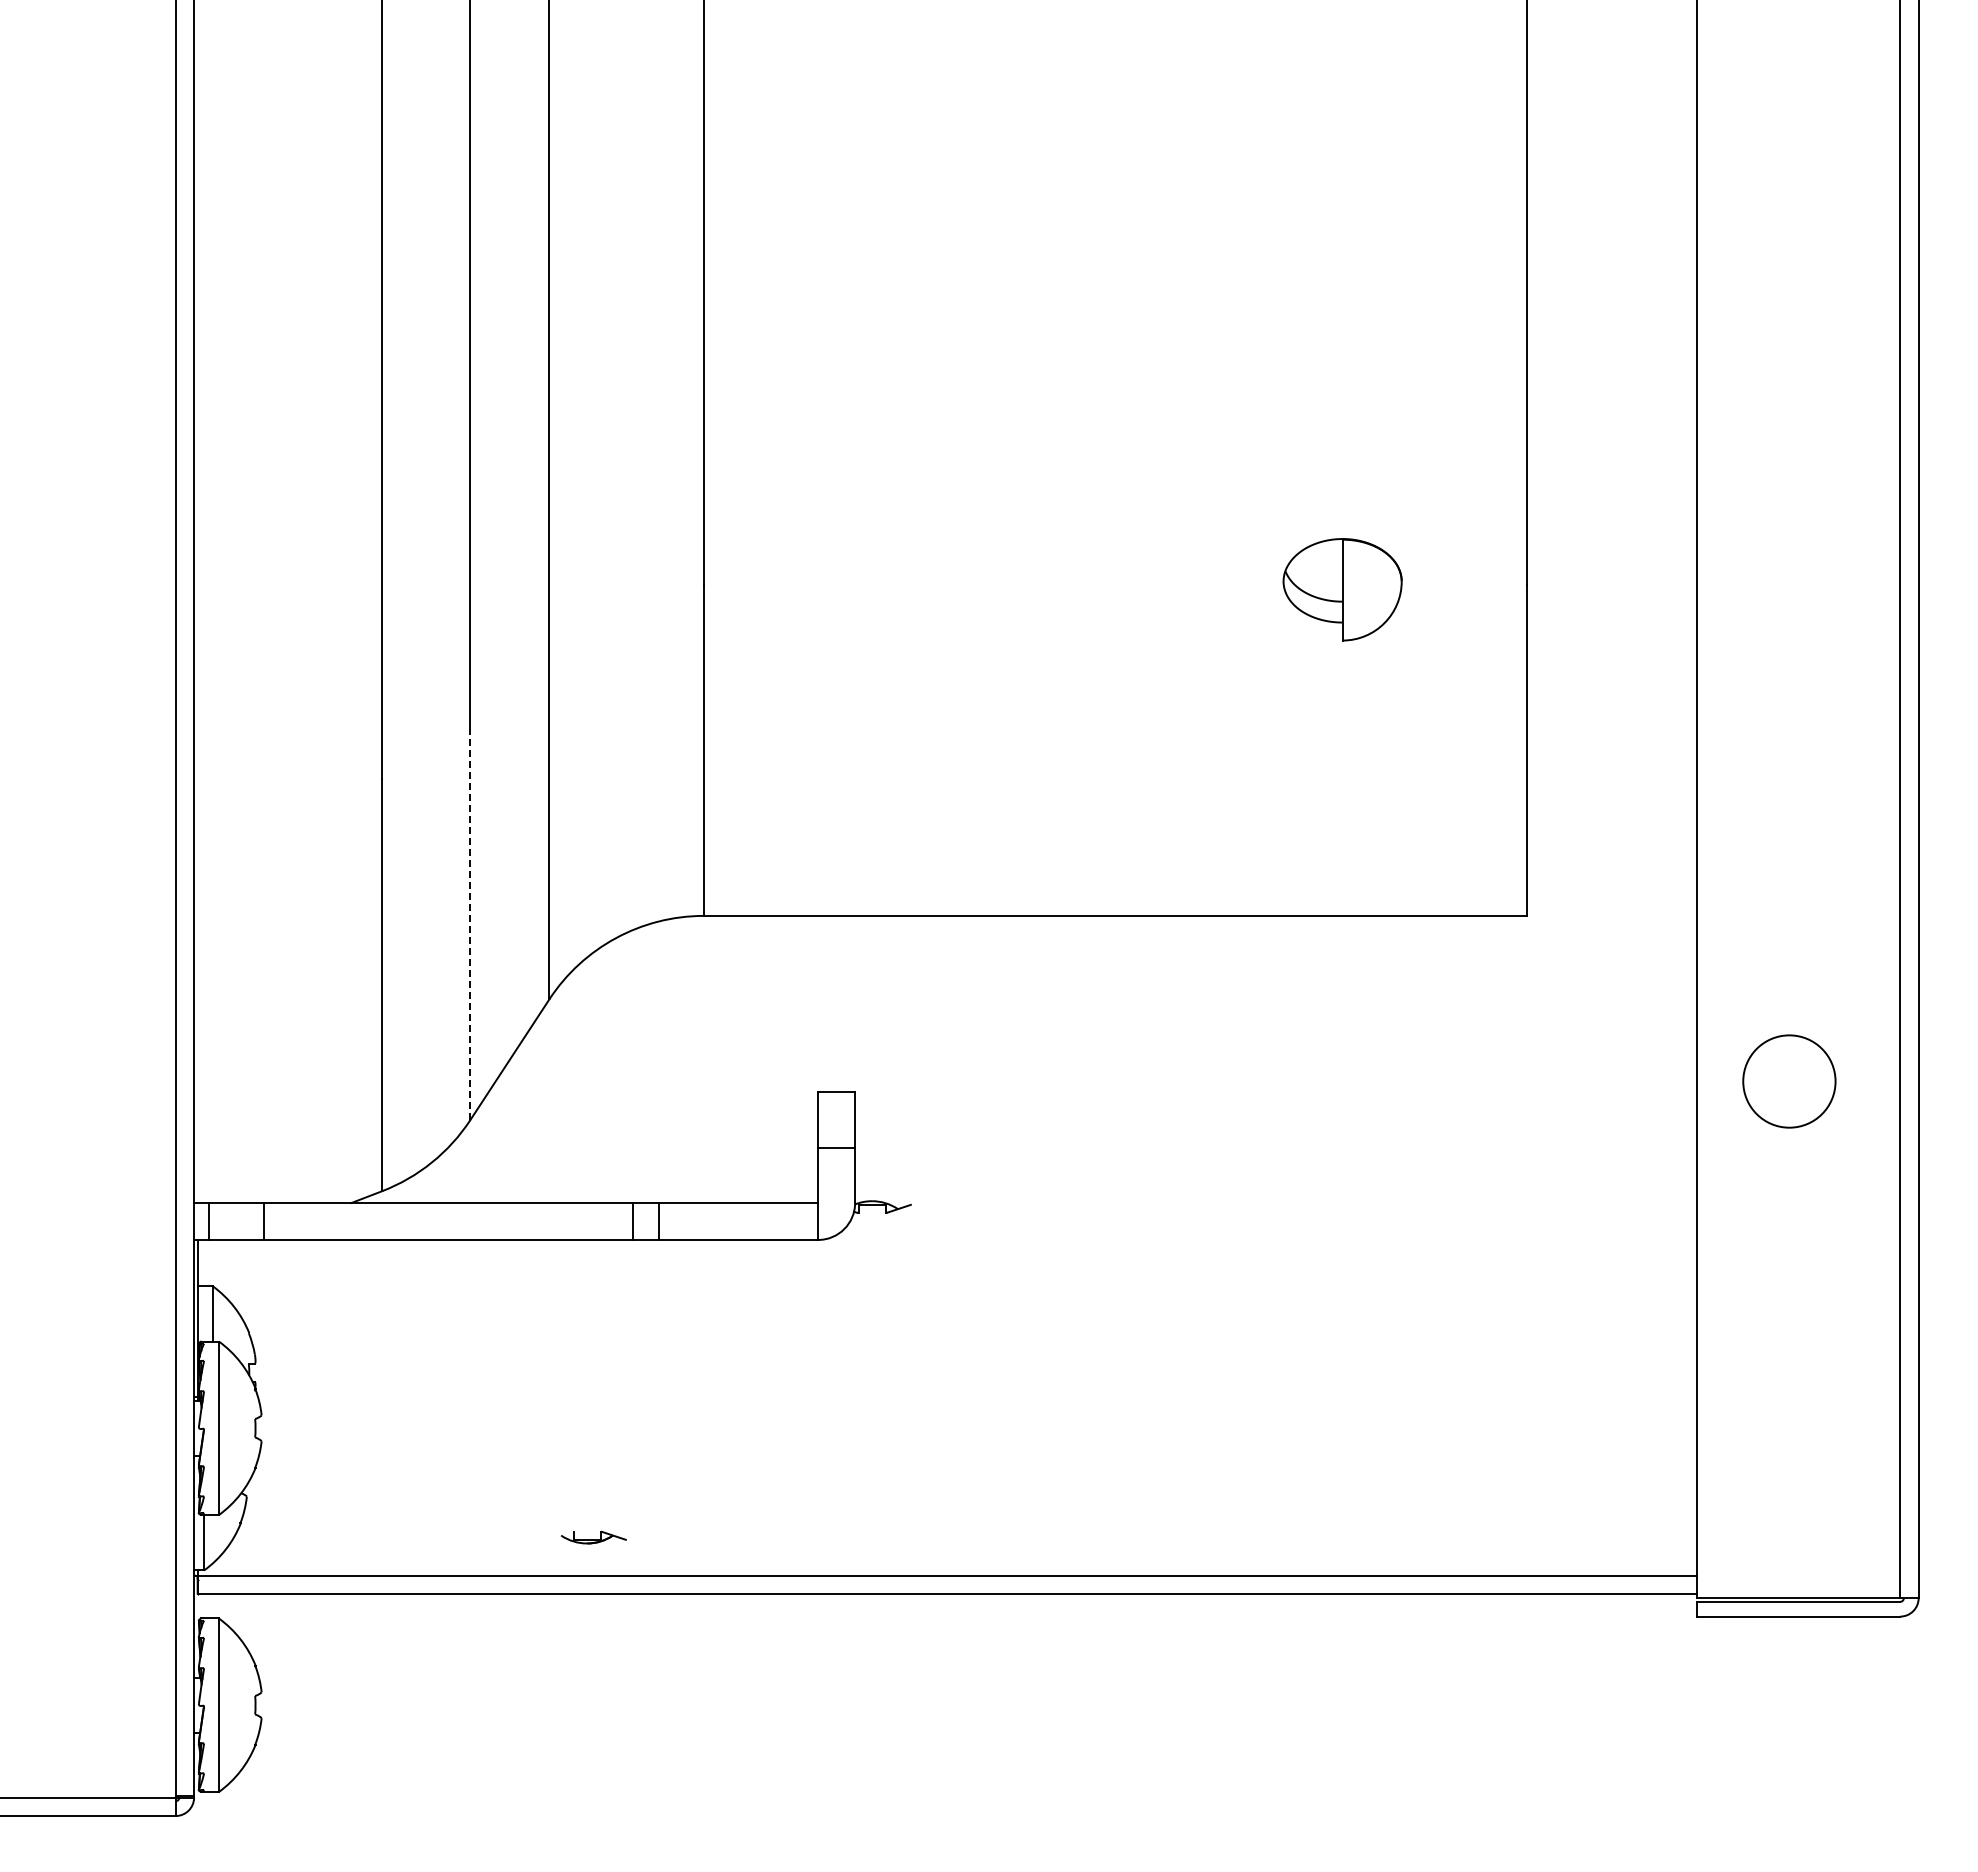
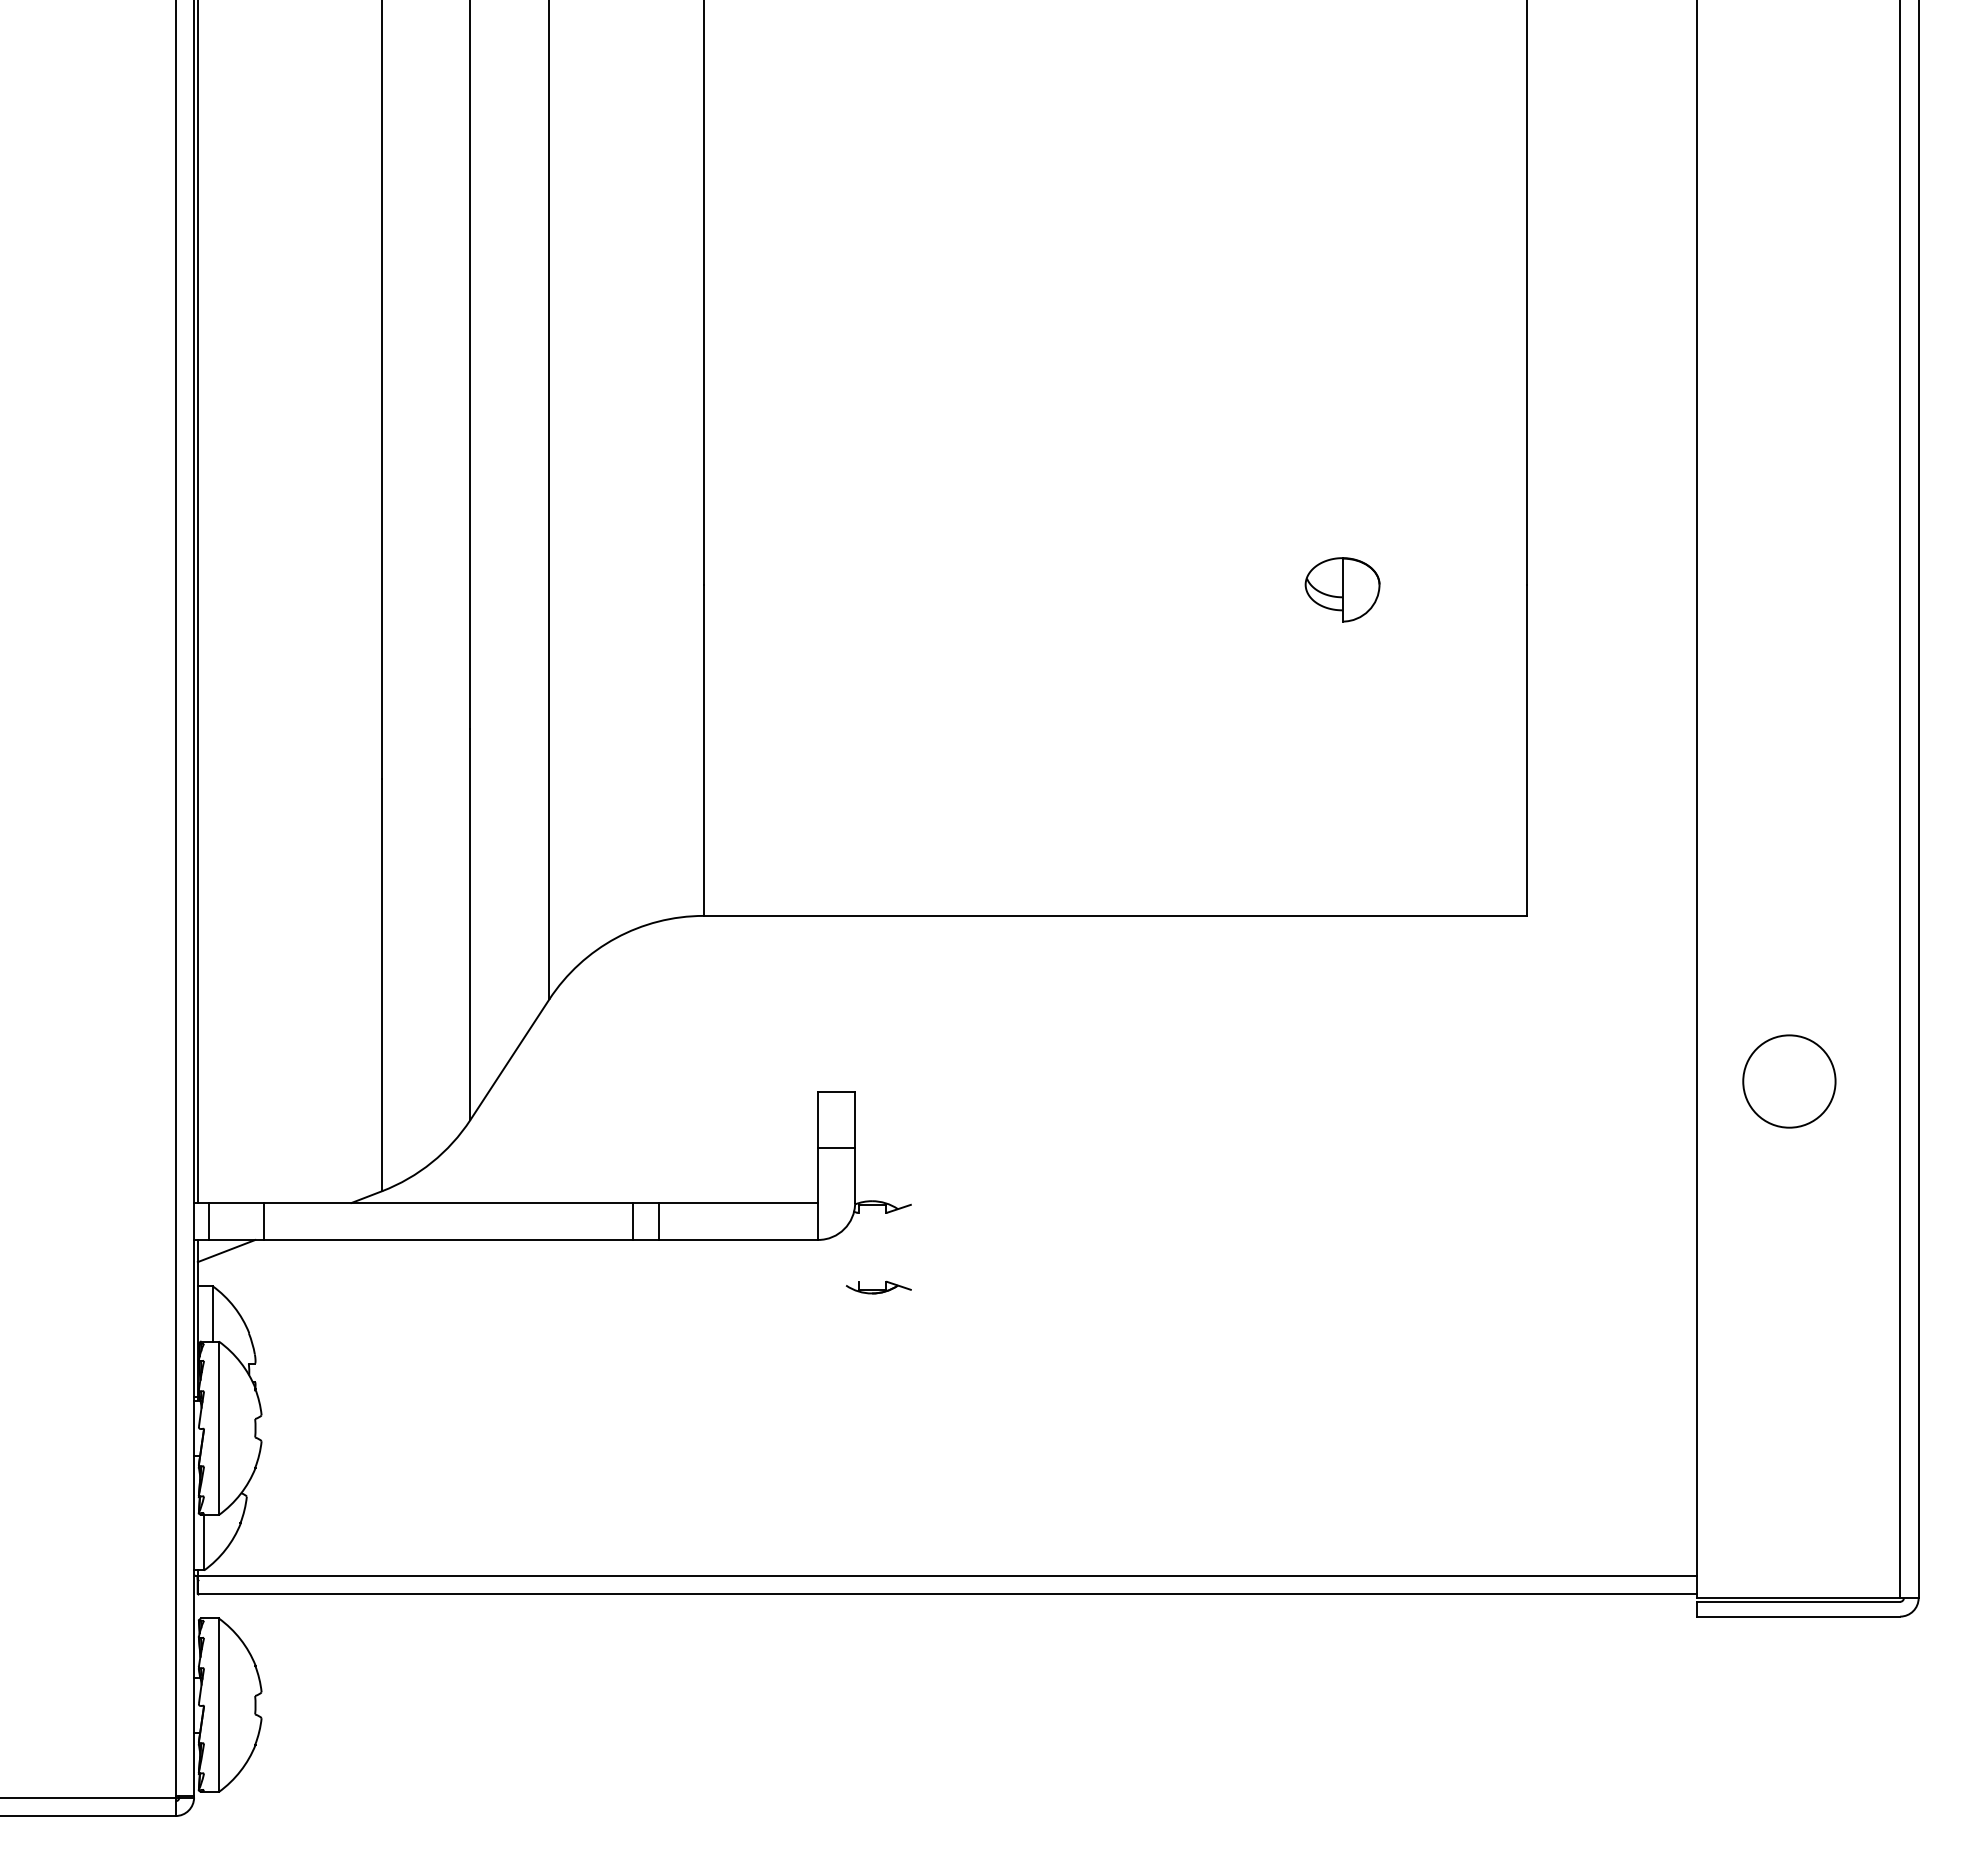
part size: 121x104 px -> 77x66 px (1342, 589)
line: none -> present (197, 602)
line: dashed -> solid (470, 924)
line: none -> present (226, 1250)
part position: (593, 1537) -> (878, 1287) (878, 1287)
